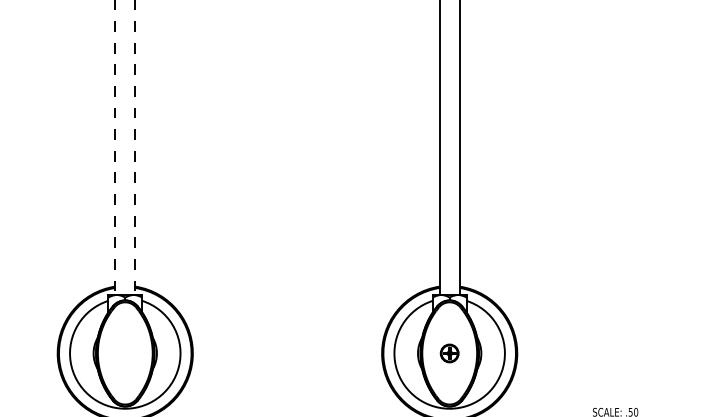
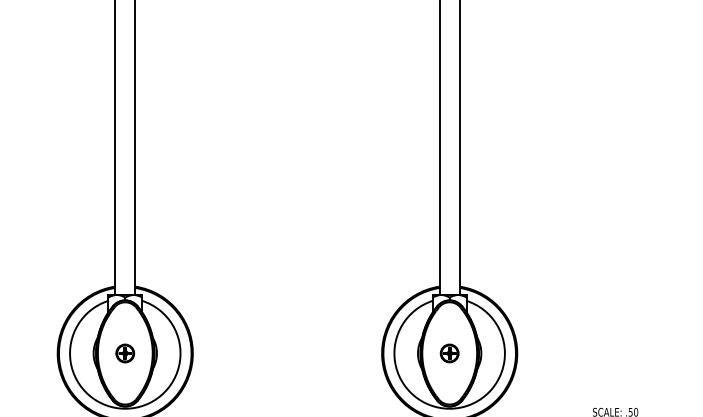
line: dashed -> solid (115, 148)
line: dashed -> solid (135, 148)
part: none -> present (125, 353)
